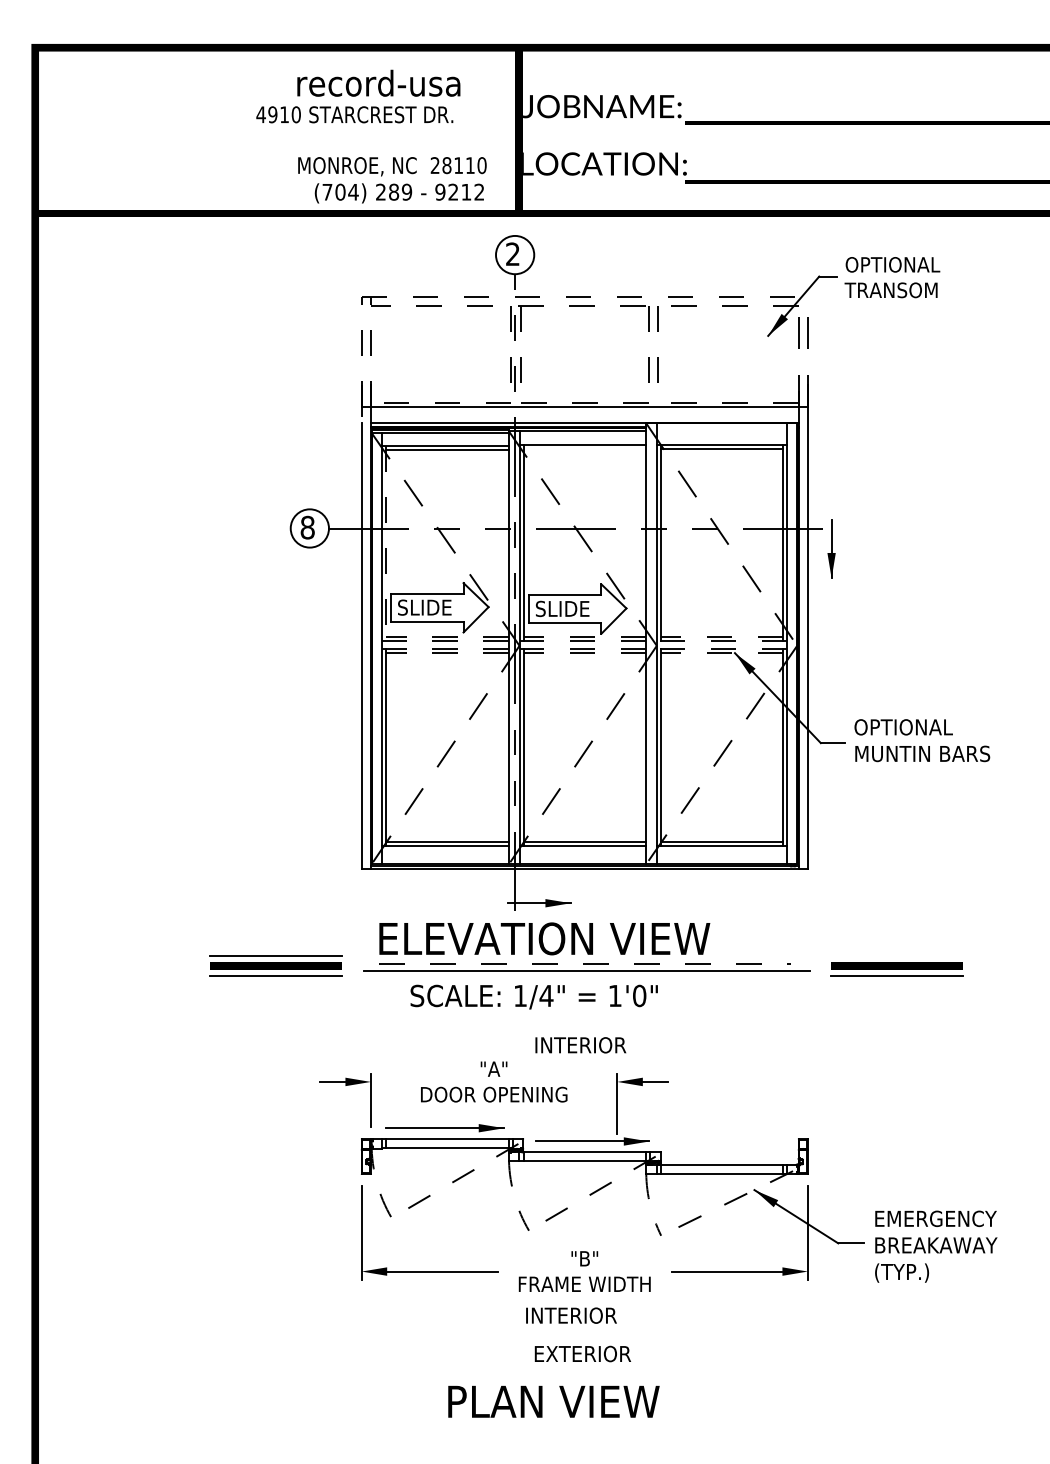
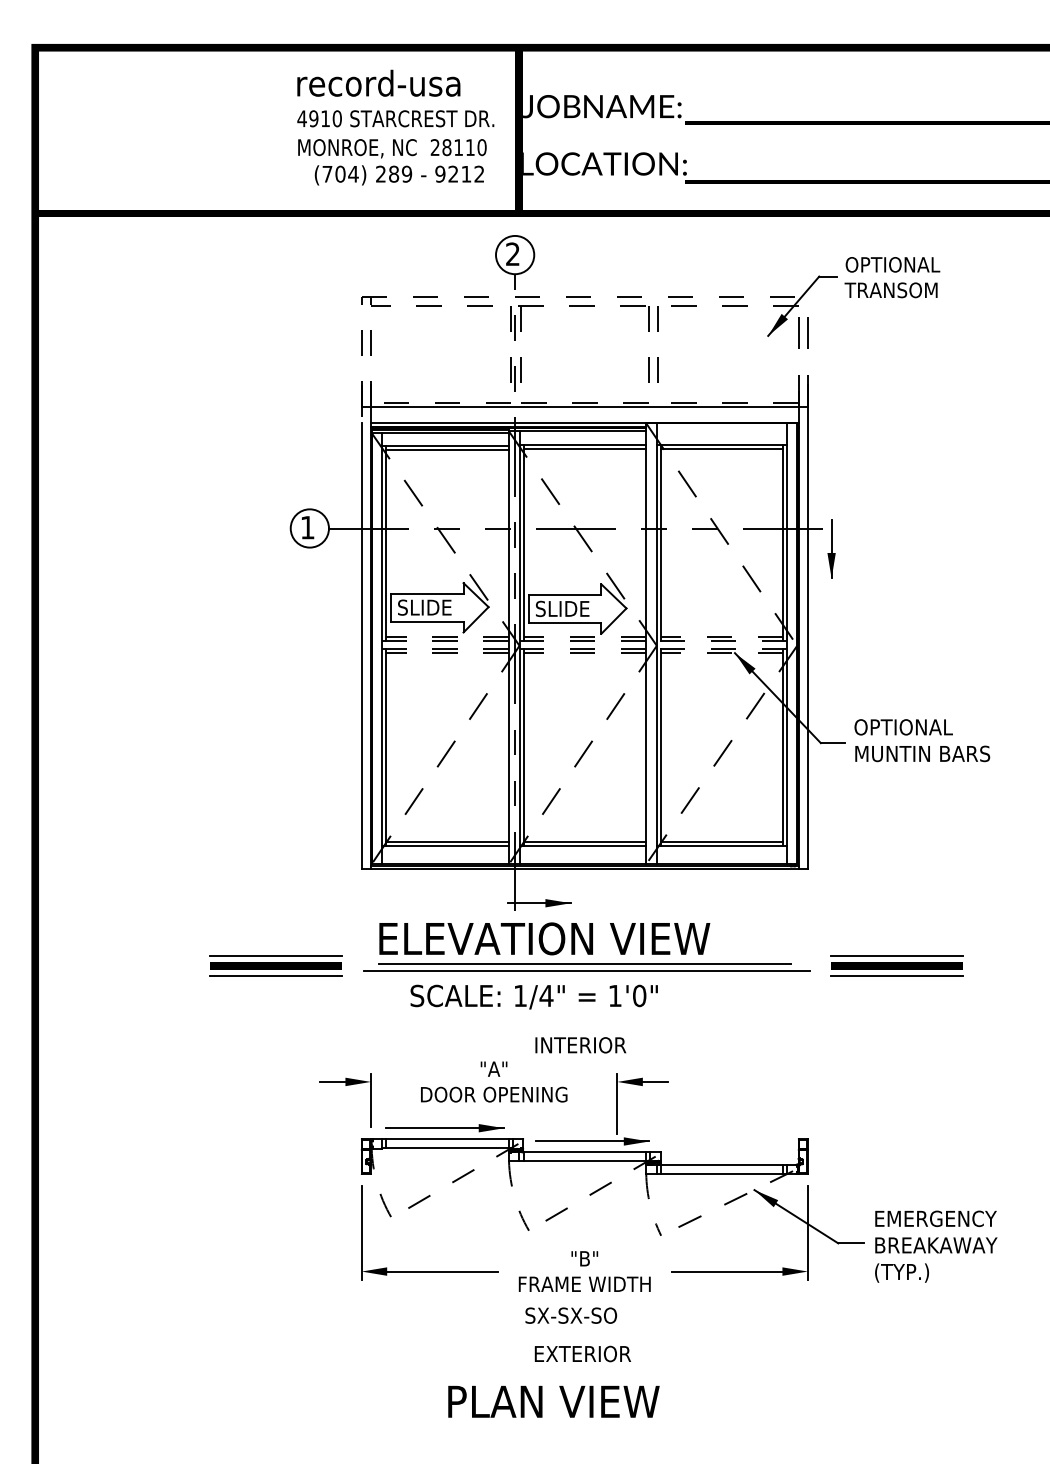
text position: (354, 114) -> (395, 118) (395, 118)
text position: (392, 180) -> (392, 162) (392, 162)
line: none -> present (584, 448)
text: 8 -> 1 (307, 527)
line: dashed -> solid (386, 544)
line: none -> present (896, 956)
line: dashed -> solid (585, 964)
text: INTERIOR -> SX-SX-SO (571, 1315)
